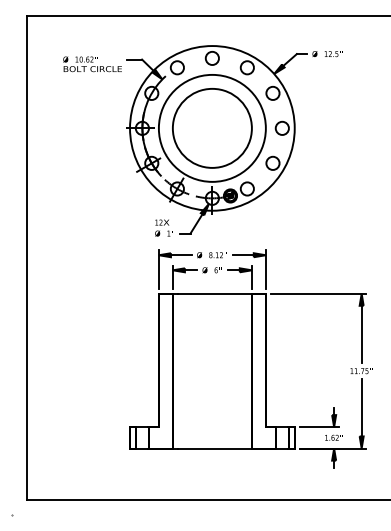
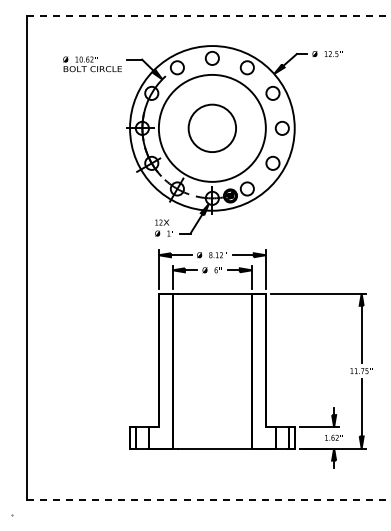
line: solid -> dashed (208, 15)
circle diameter: 79 px -> 47 px (212, 128)
line: solid -> dashed (208, 499)
